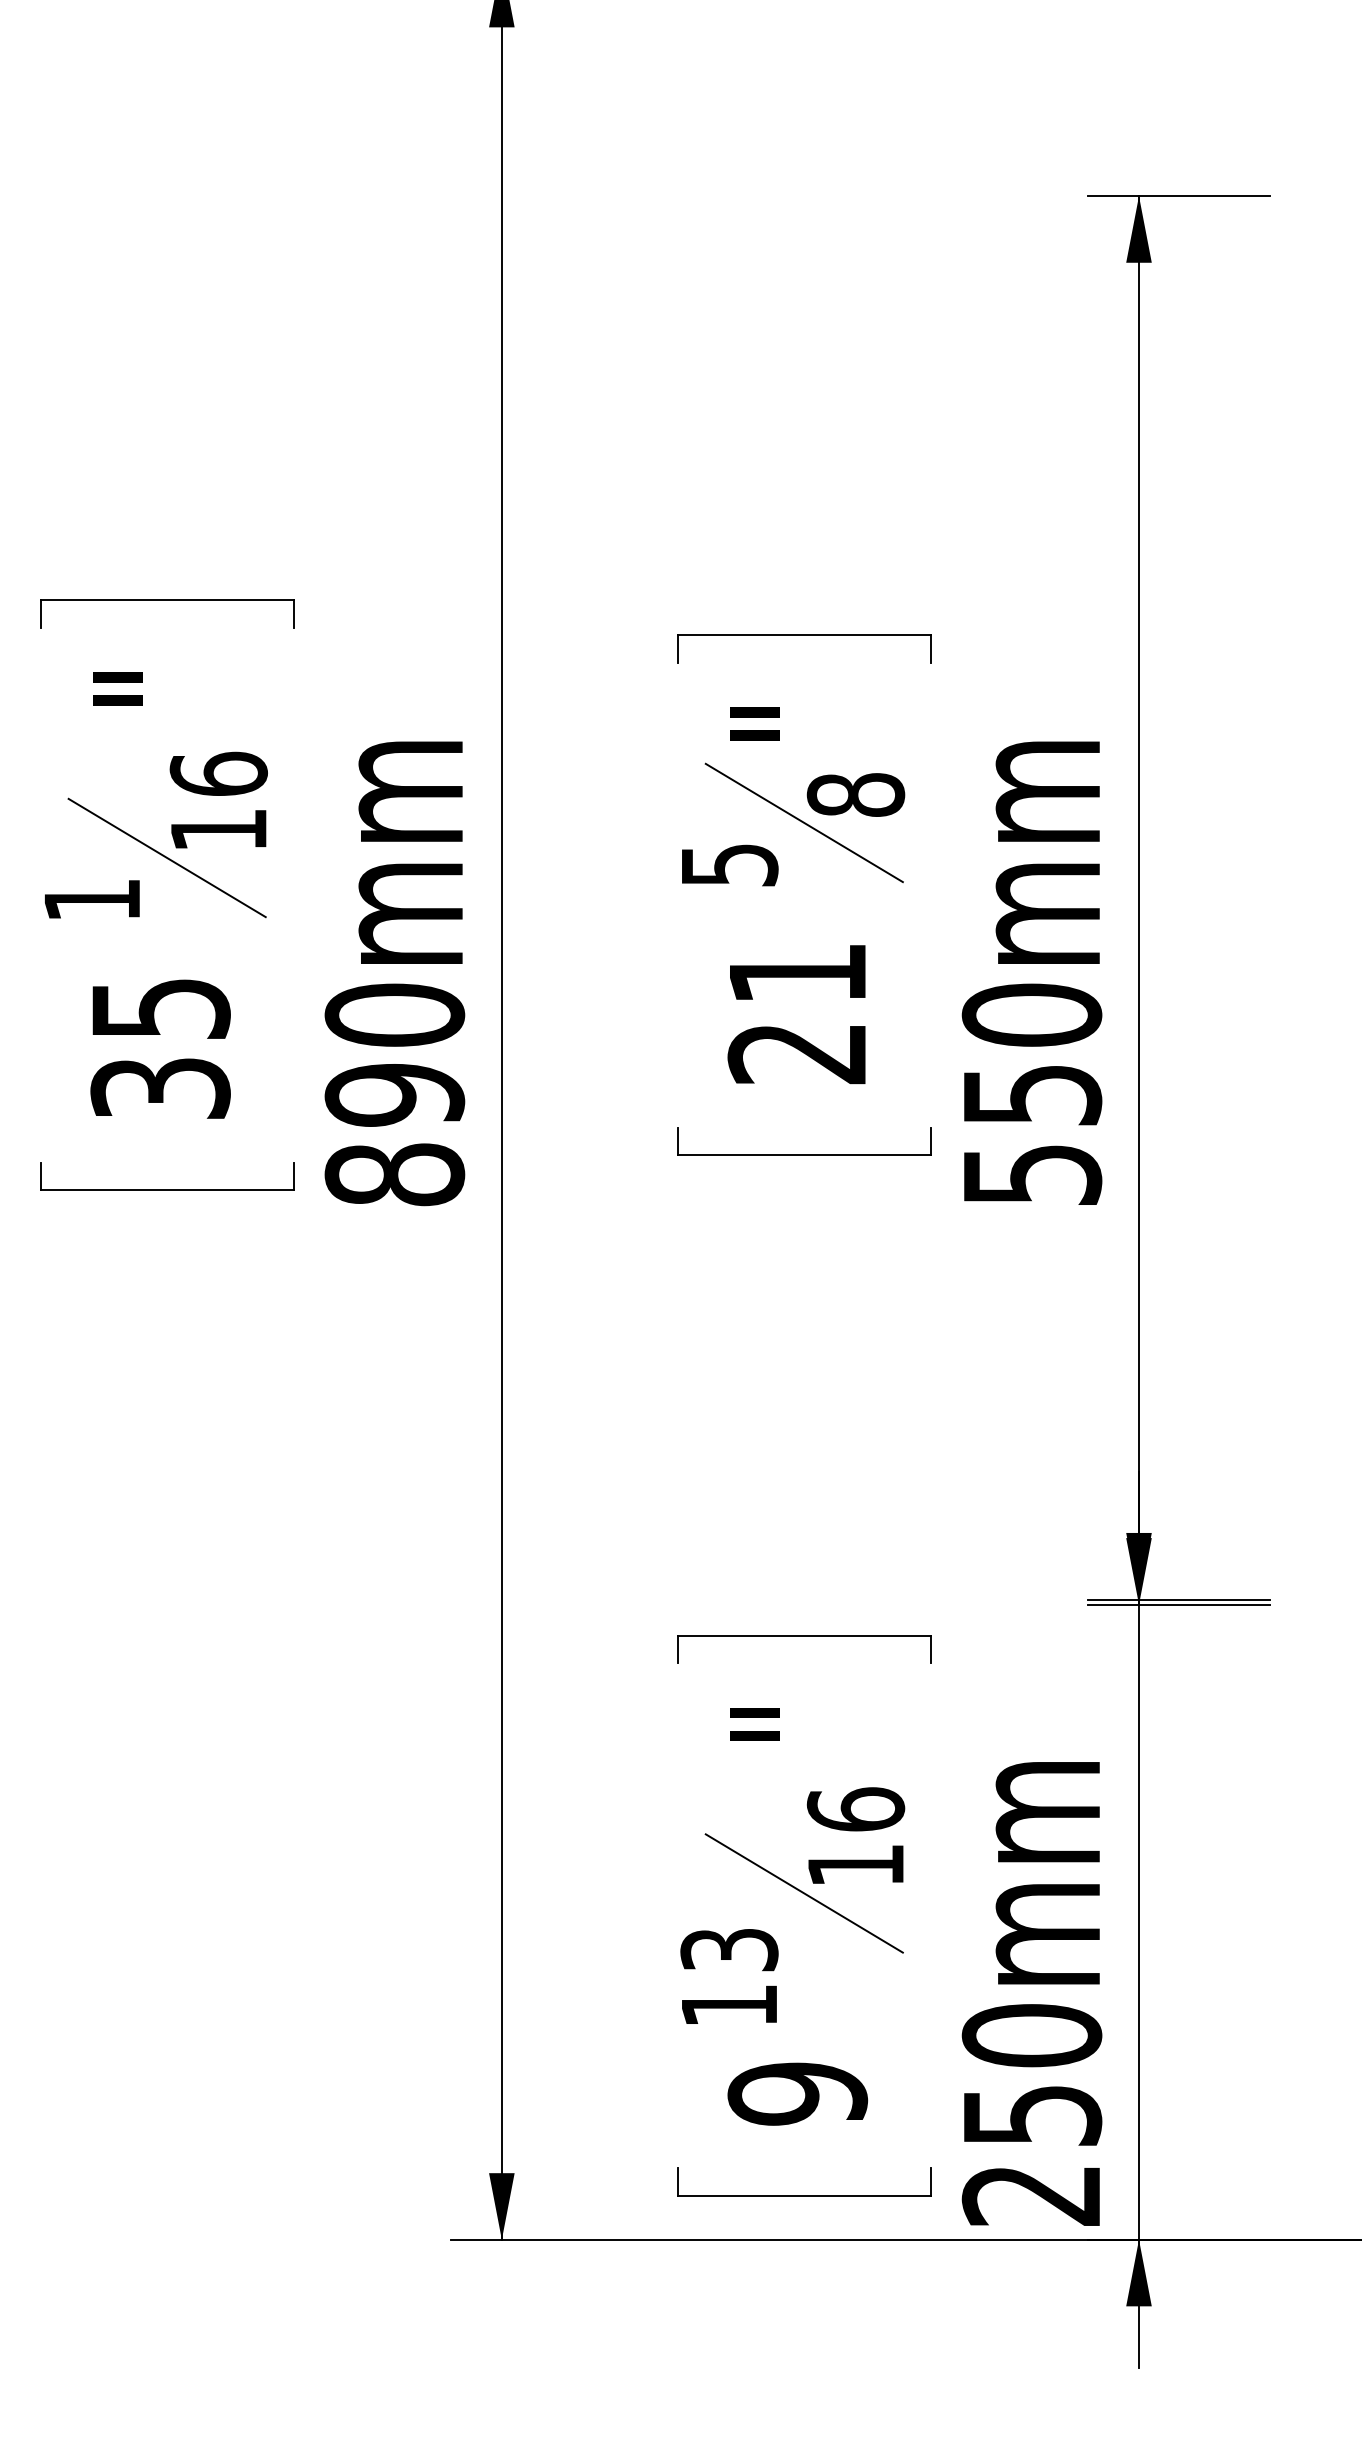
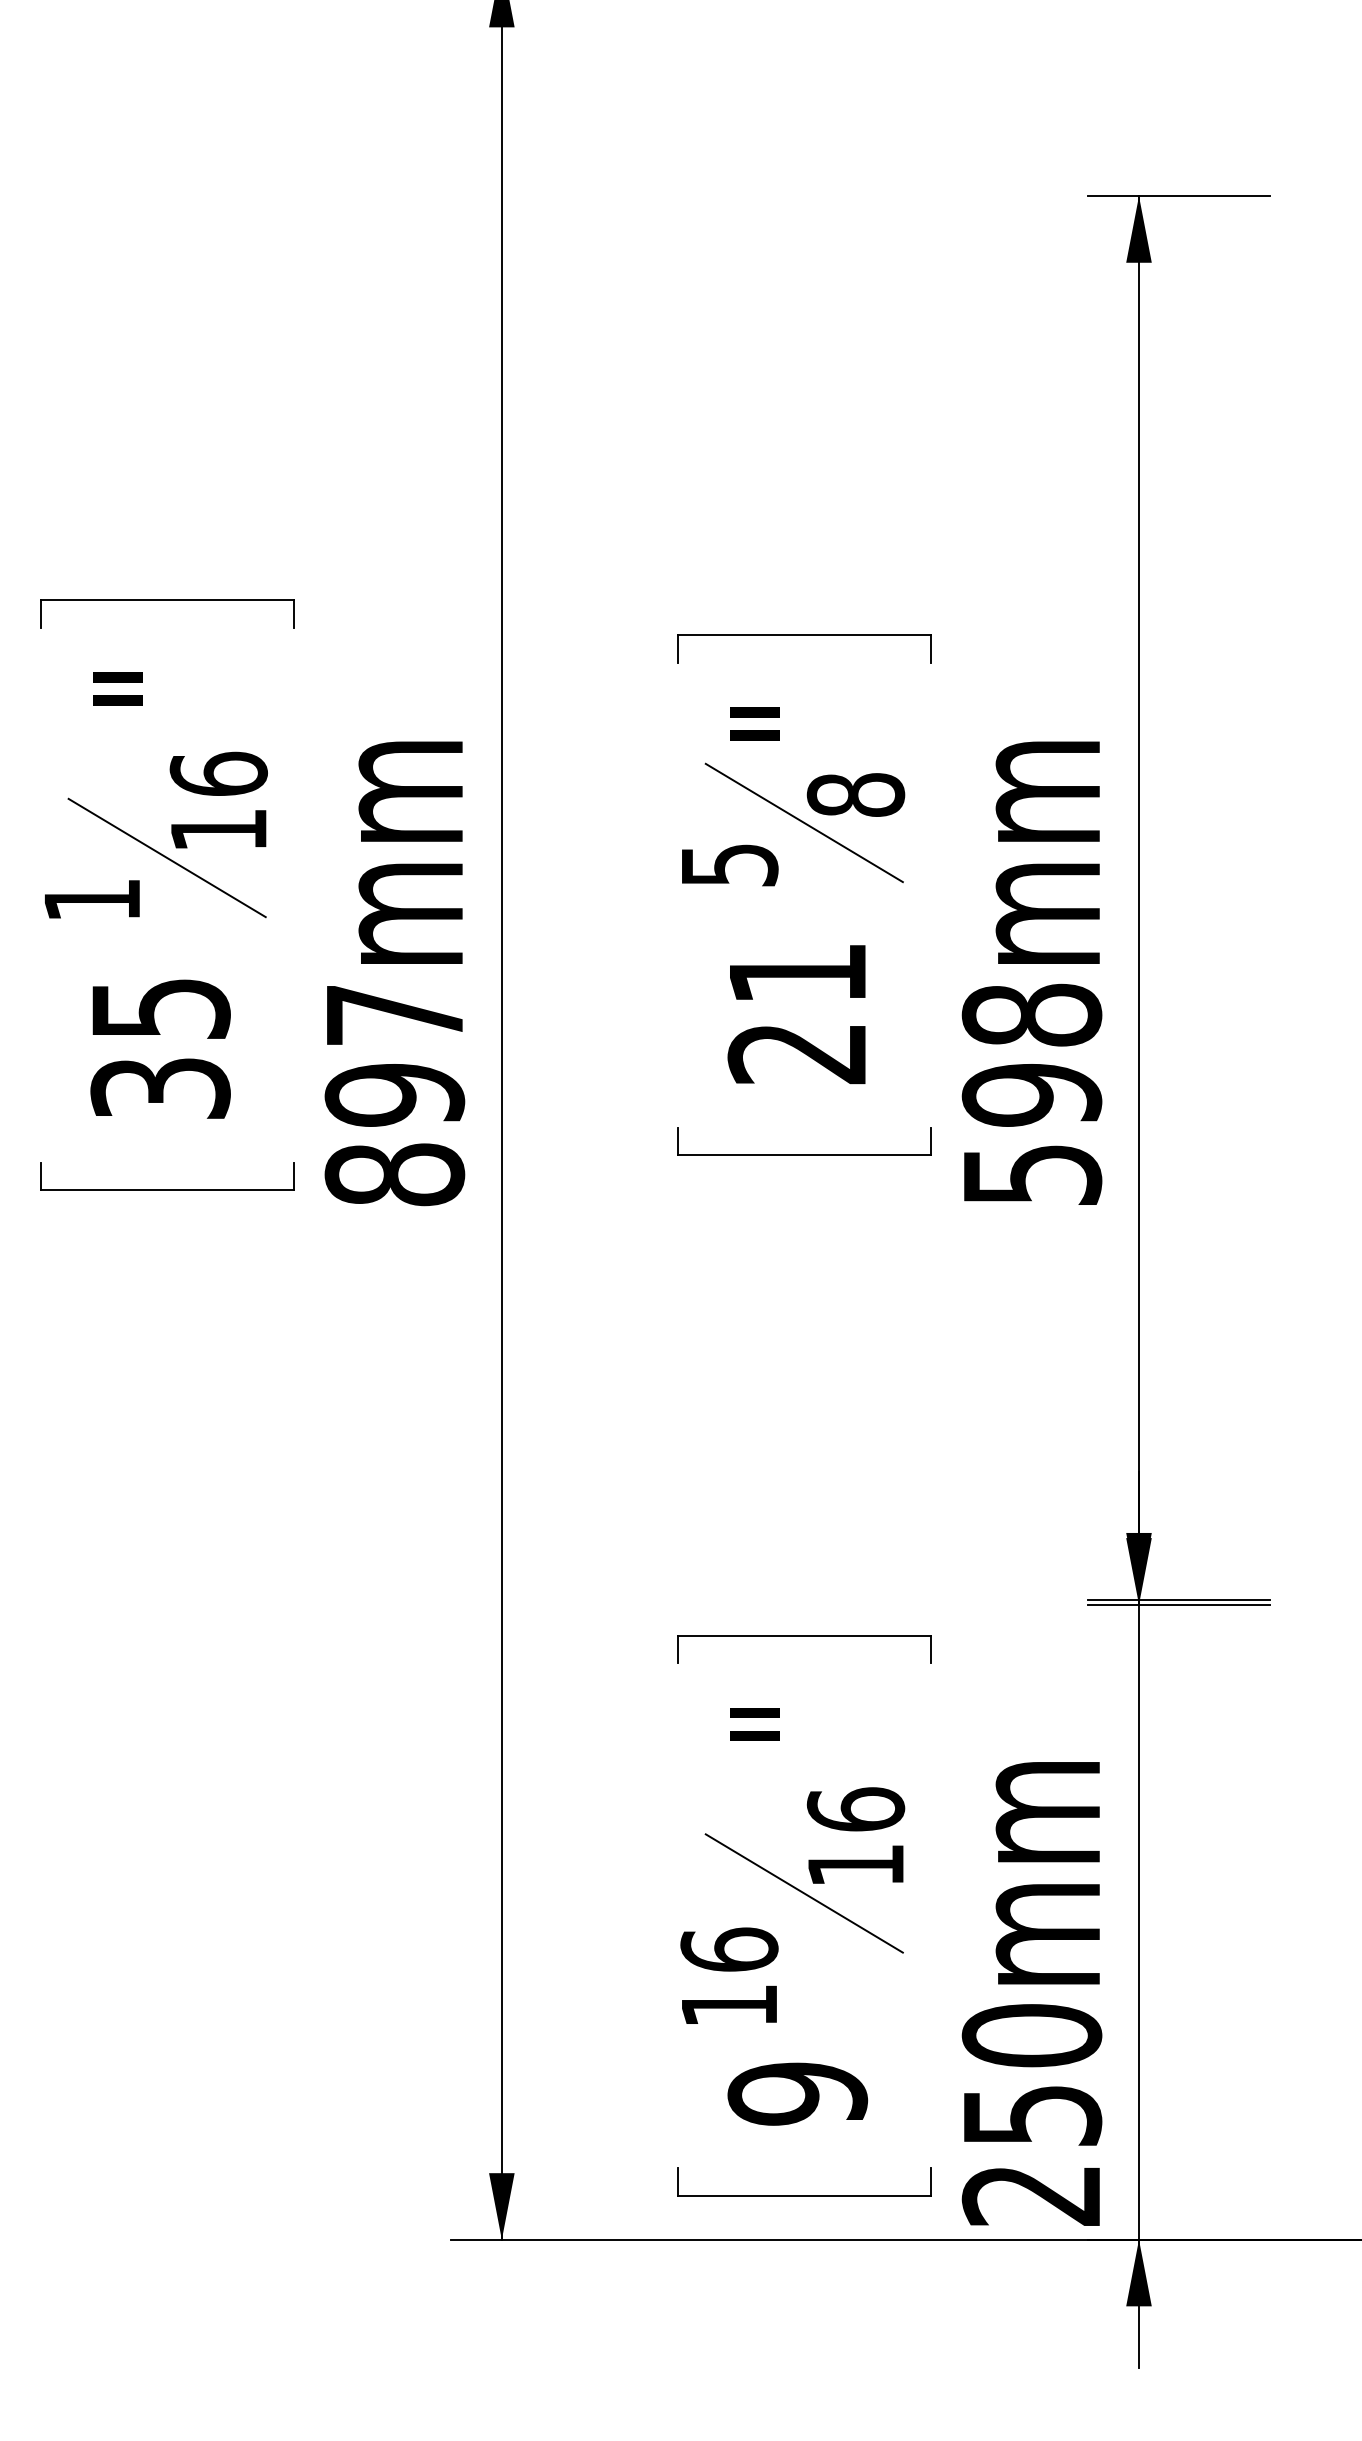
text: 890mm -> 897mm (394, 1014)
text: 550mm -> 598mm (1031, 1054)
text: 13 -> 16 (729, 1949)
